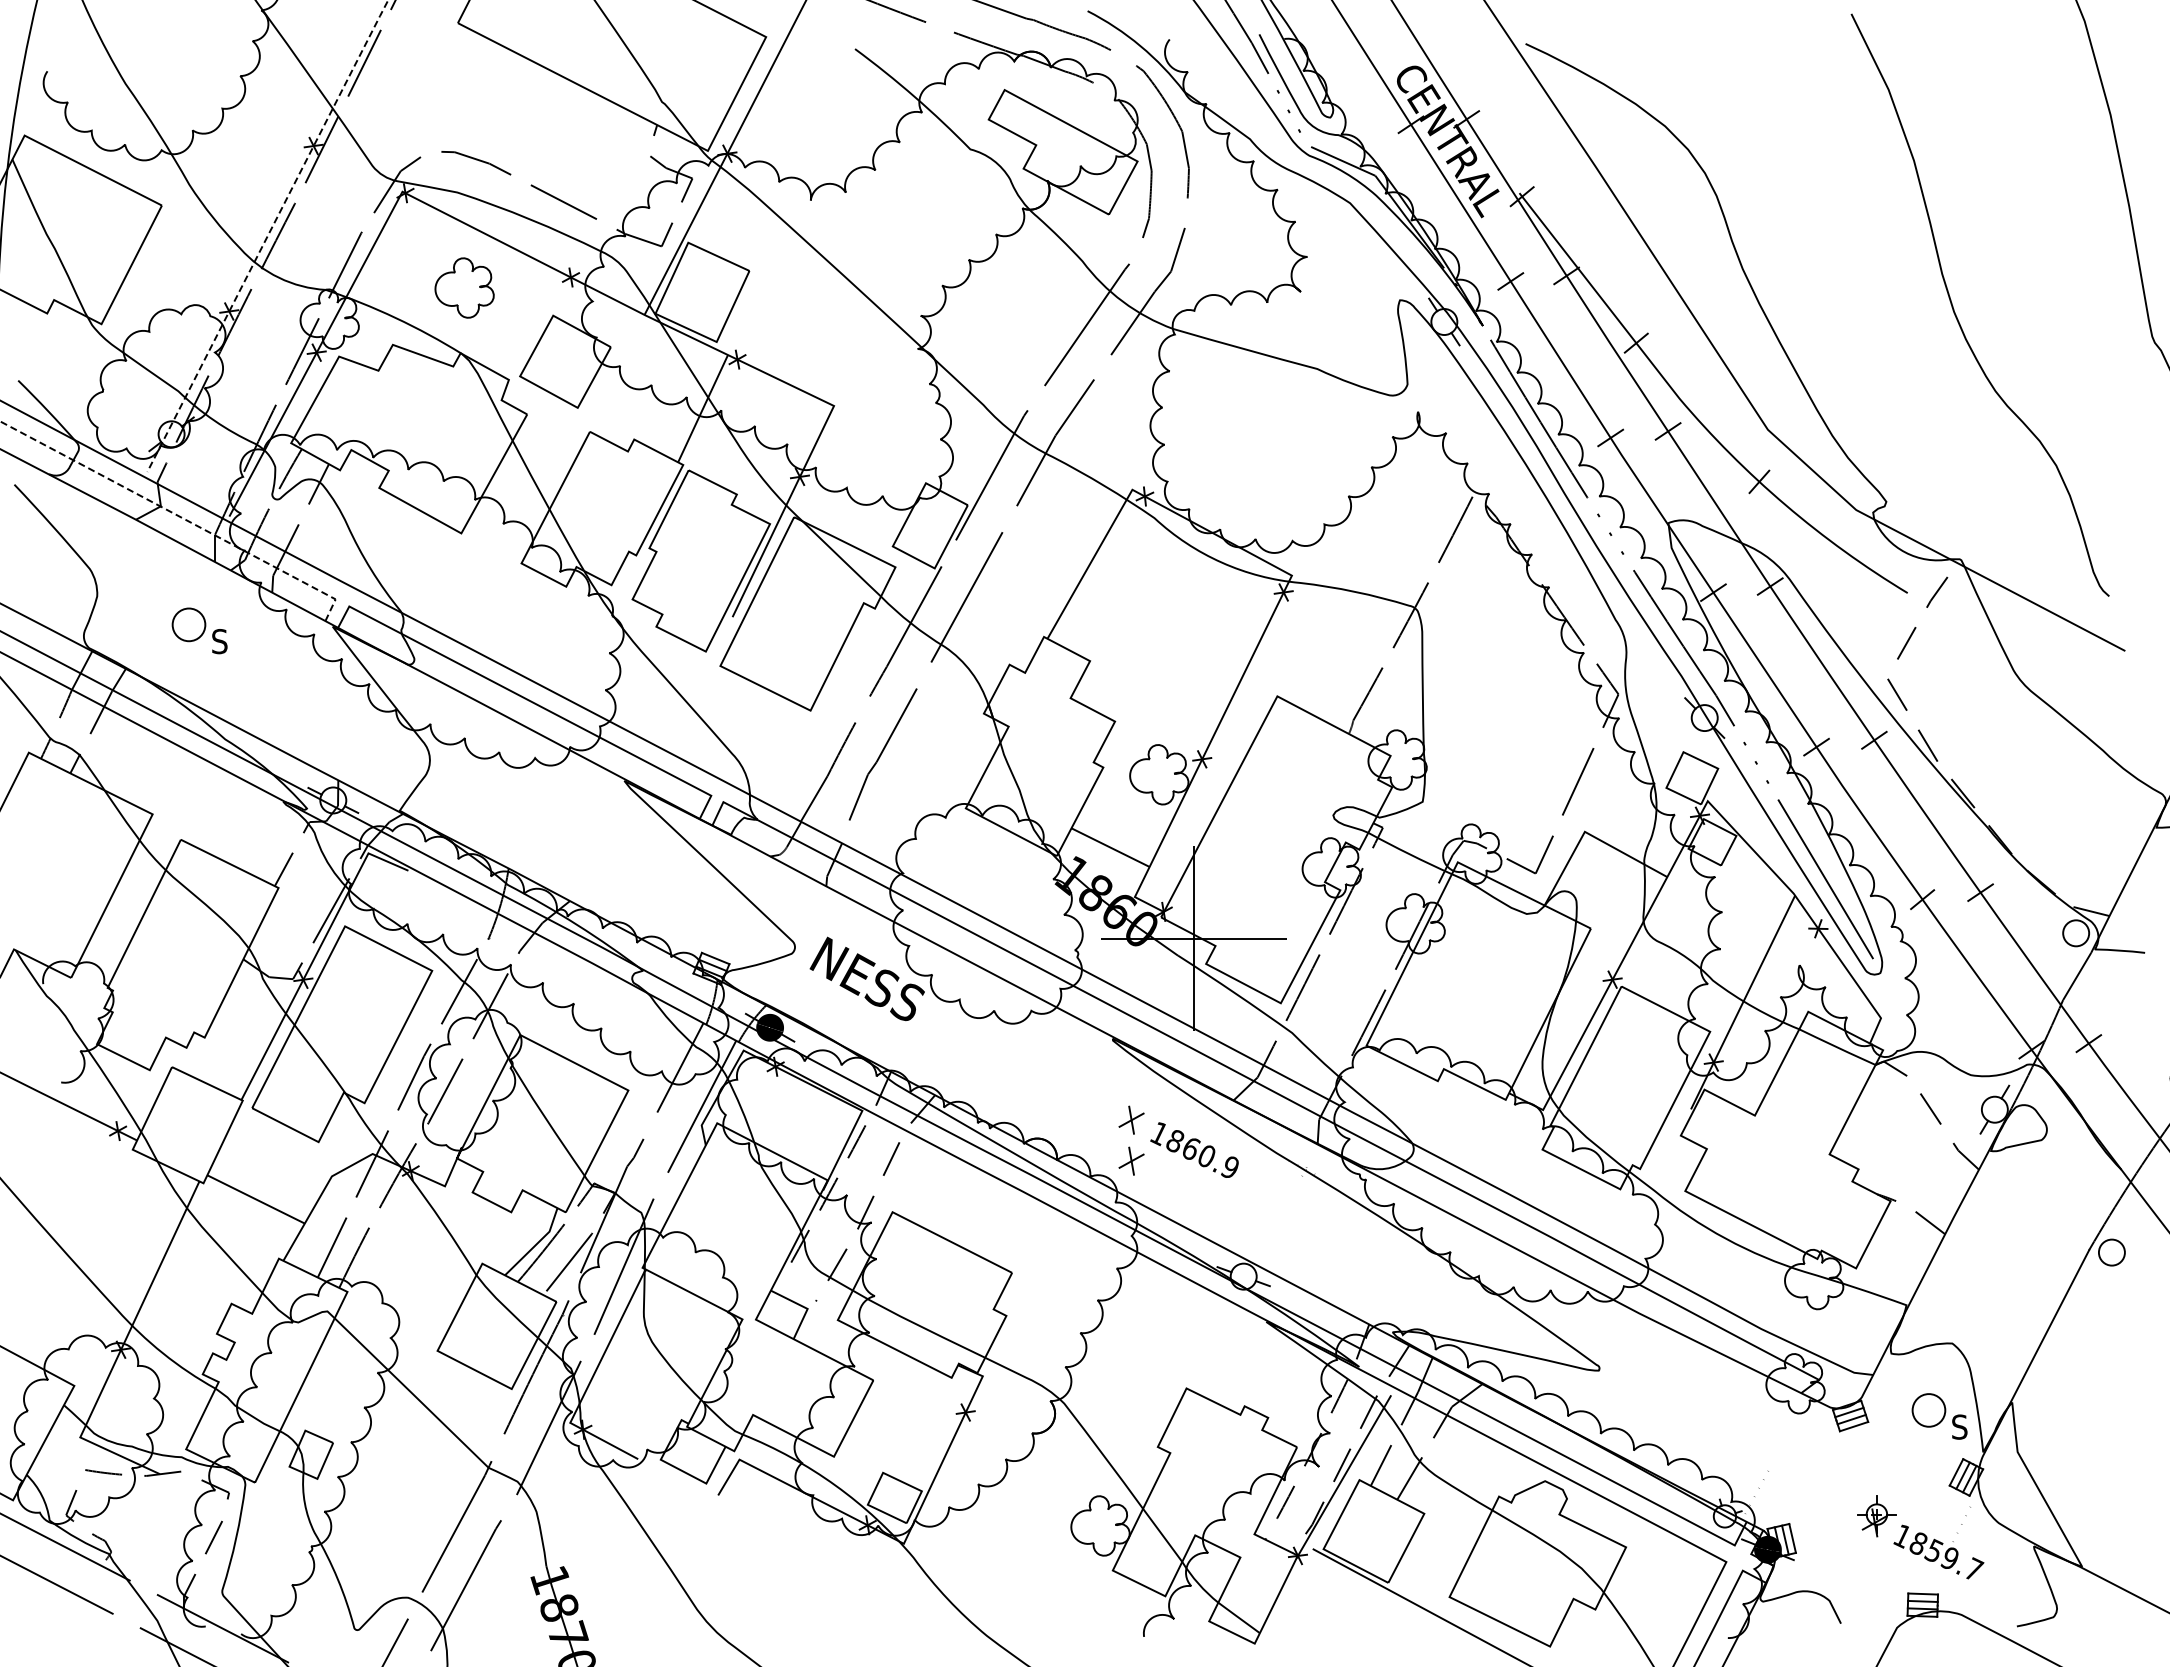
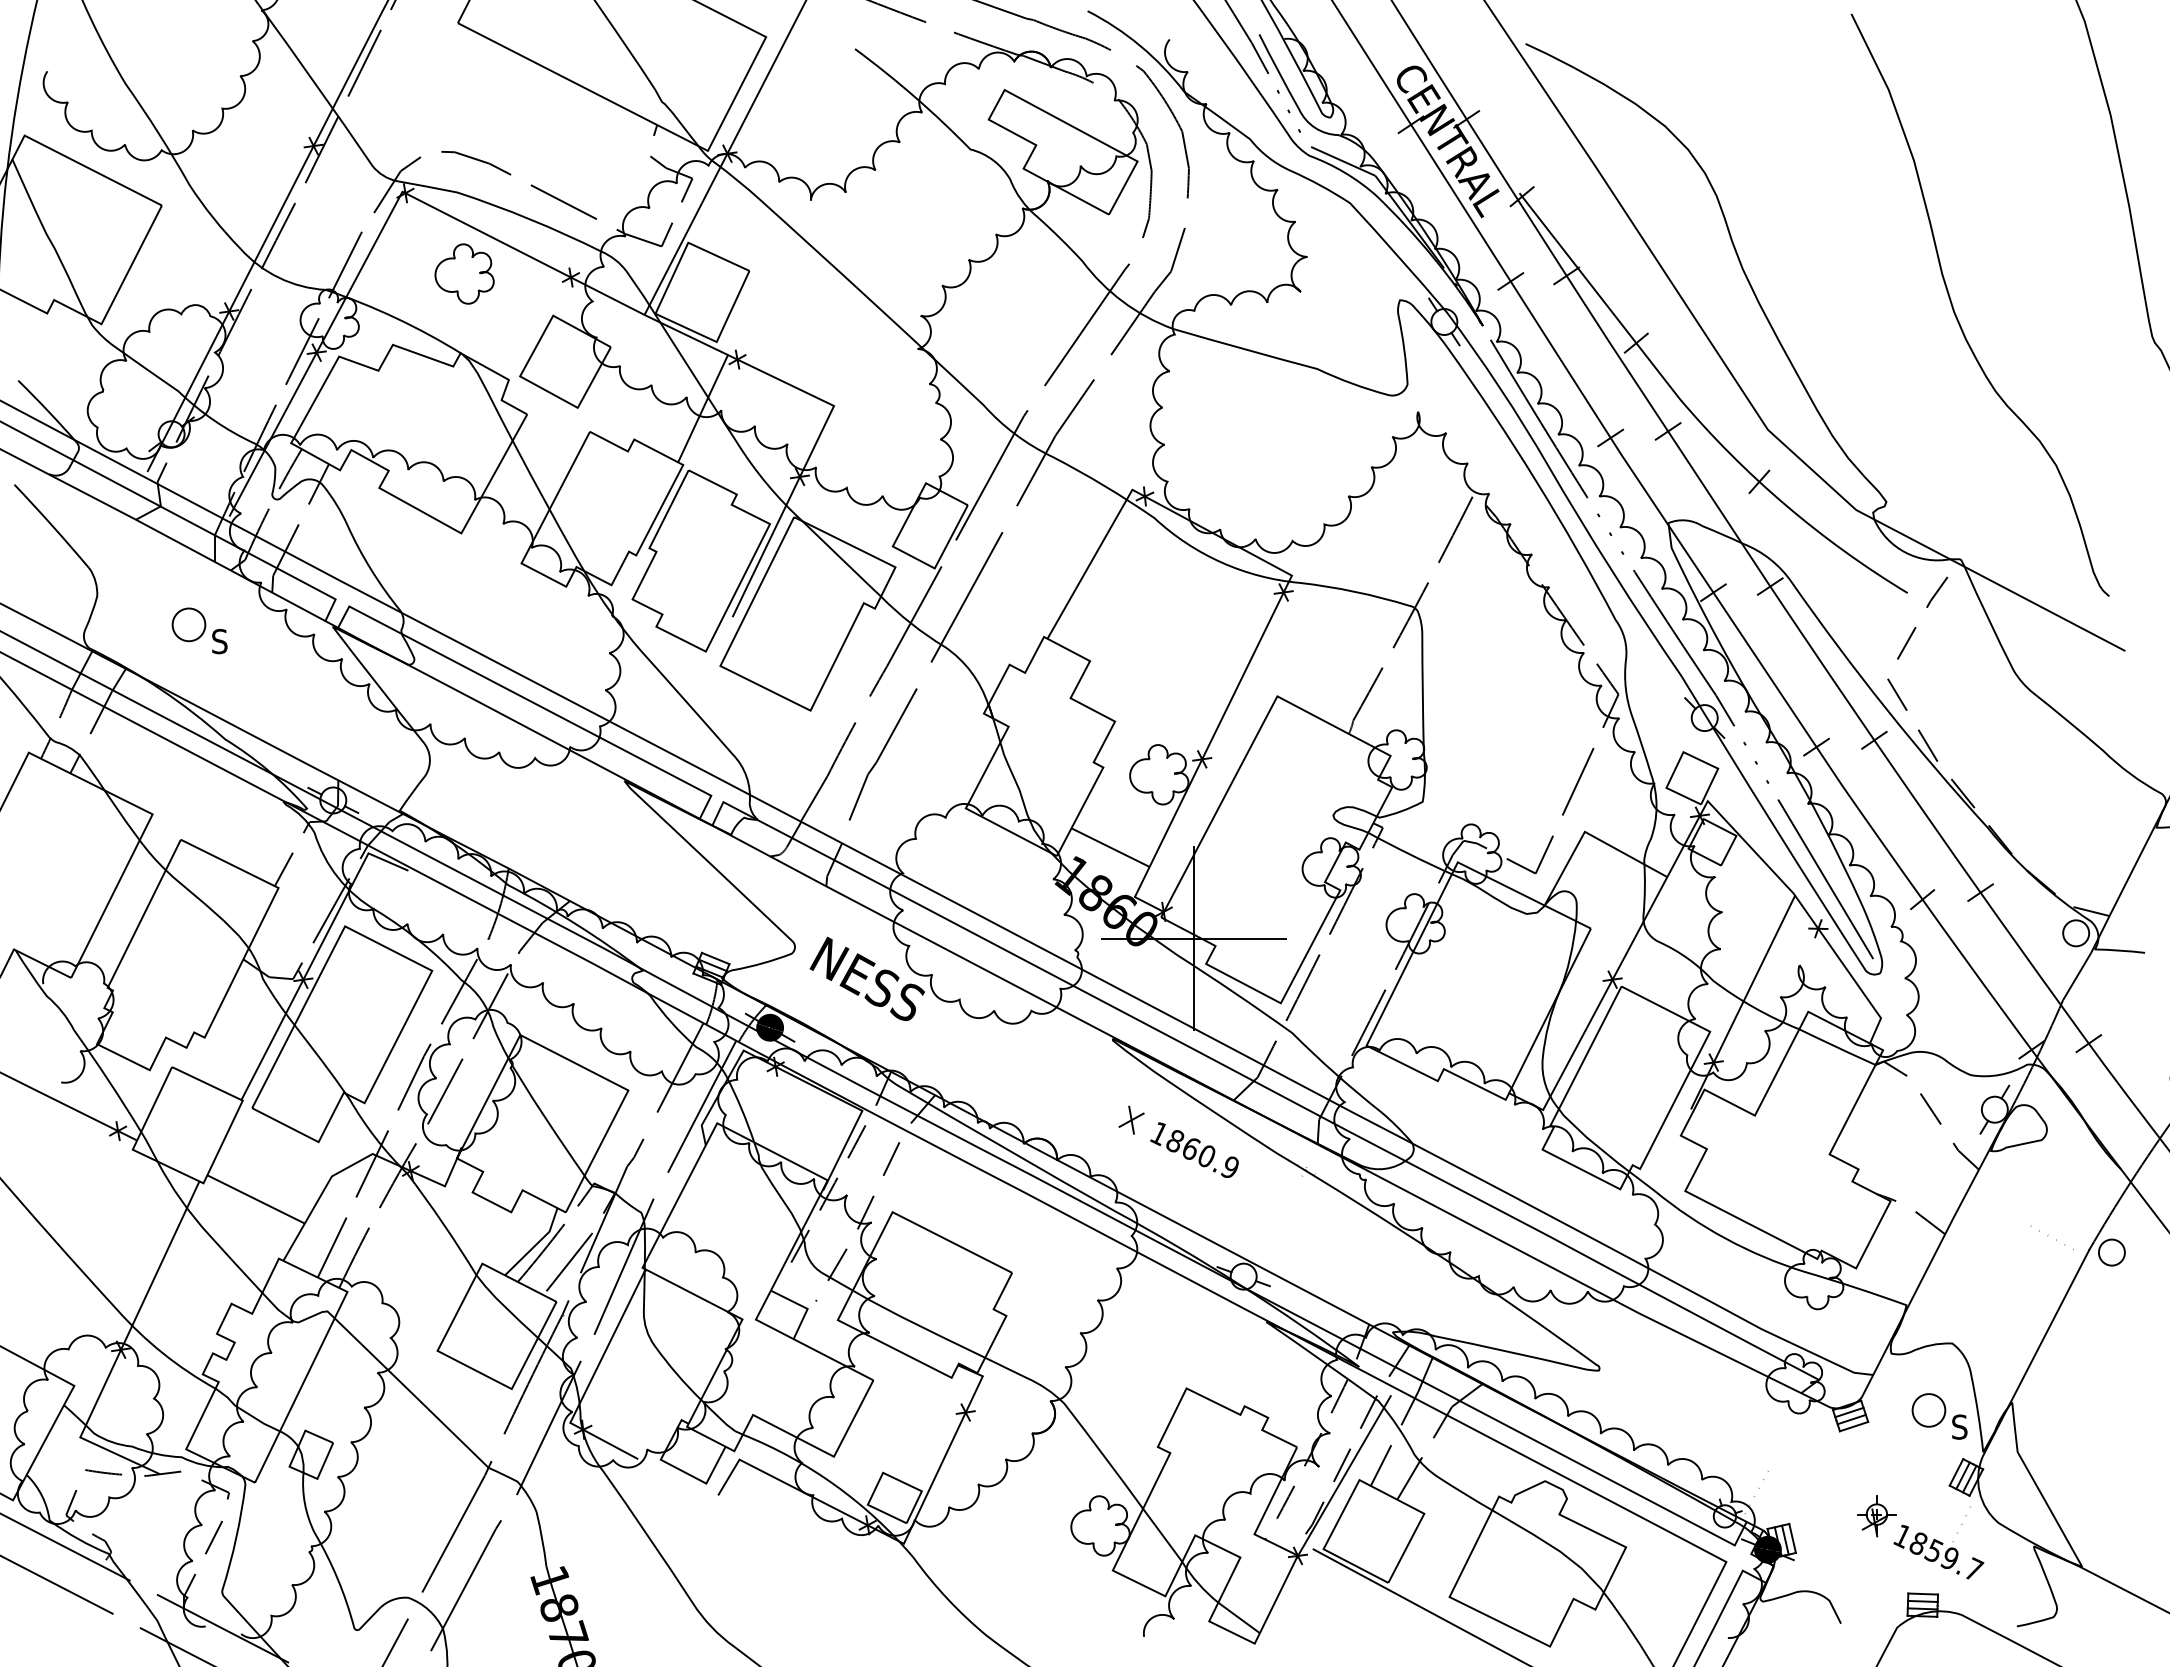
line: dashed -> solid (267, 235)
part position: (464, 287) -> (464, 273) (464, 273)
line: dashed -> solid (179, 516)
part: present -> none (1131, 1160)
line: none -> present (2048, 1235)
